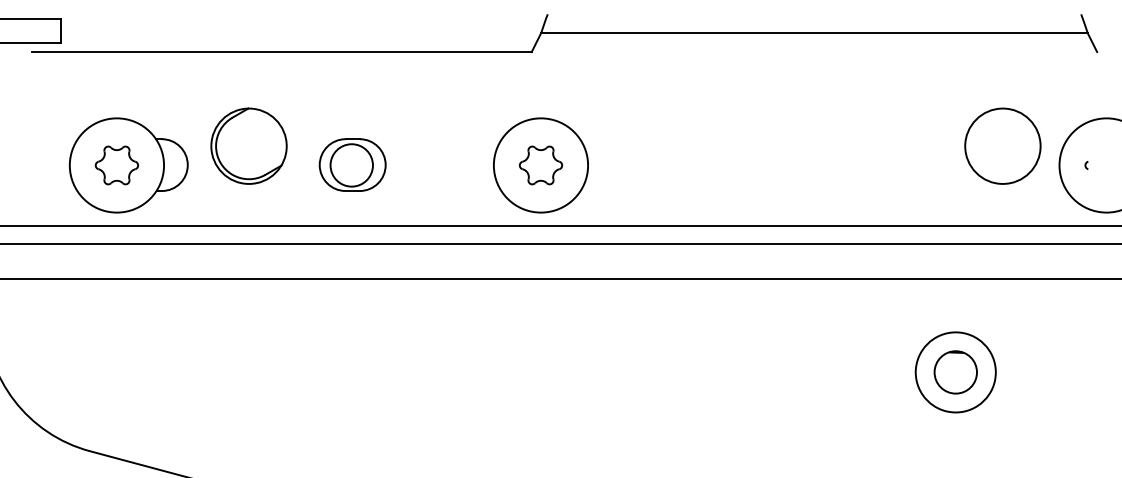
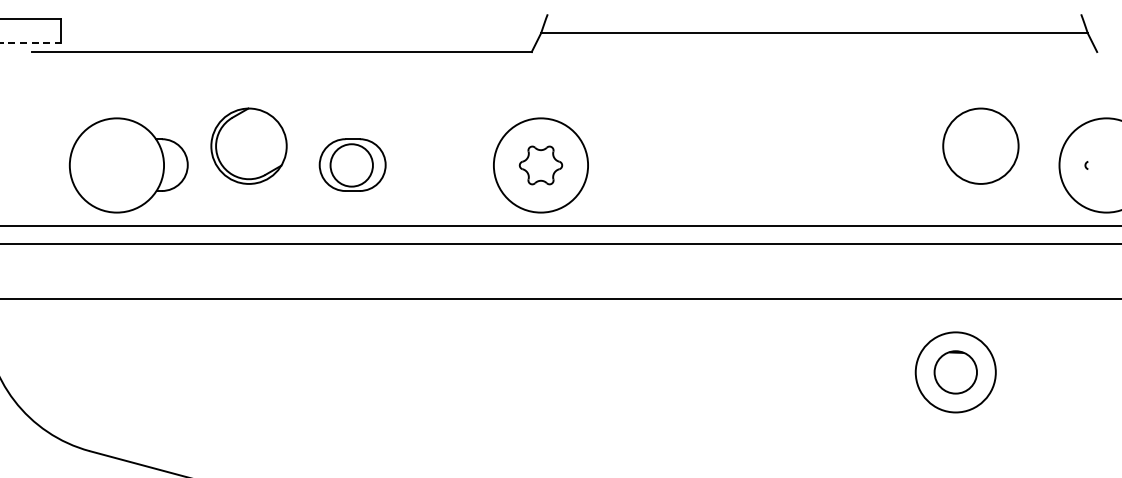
line: solid -> dashed (30, 42)
circle position: (1002, 145) -> (980, 145) (980, 145)
part: present -> none (116, 165)
line position: (560, 279) -> (560, 299) (560, 299)
